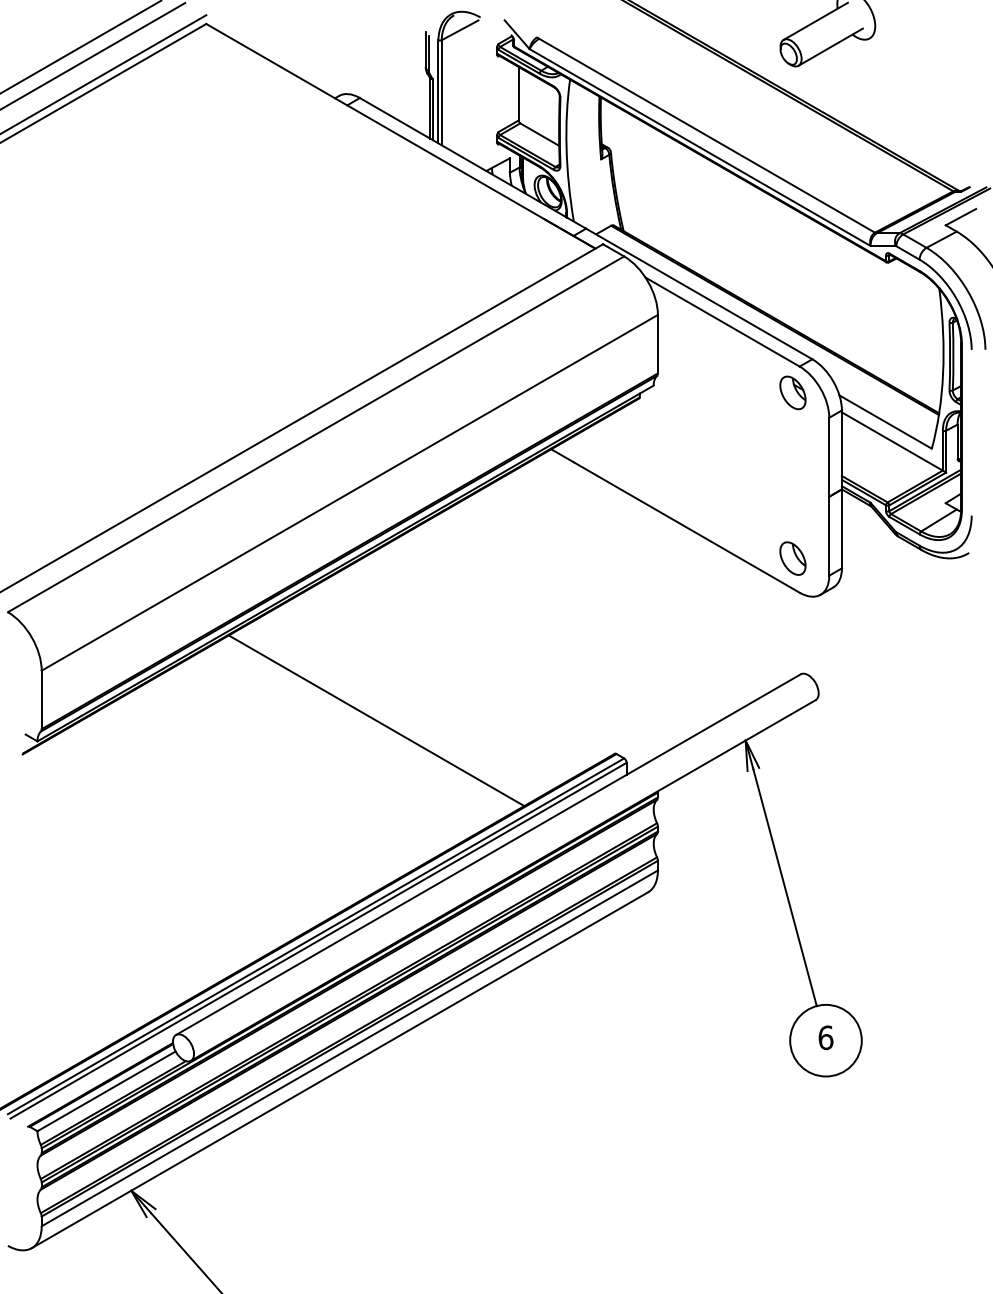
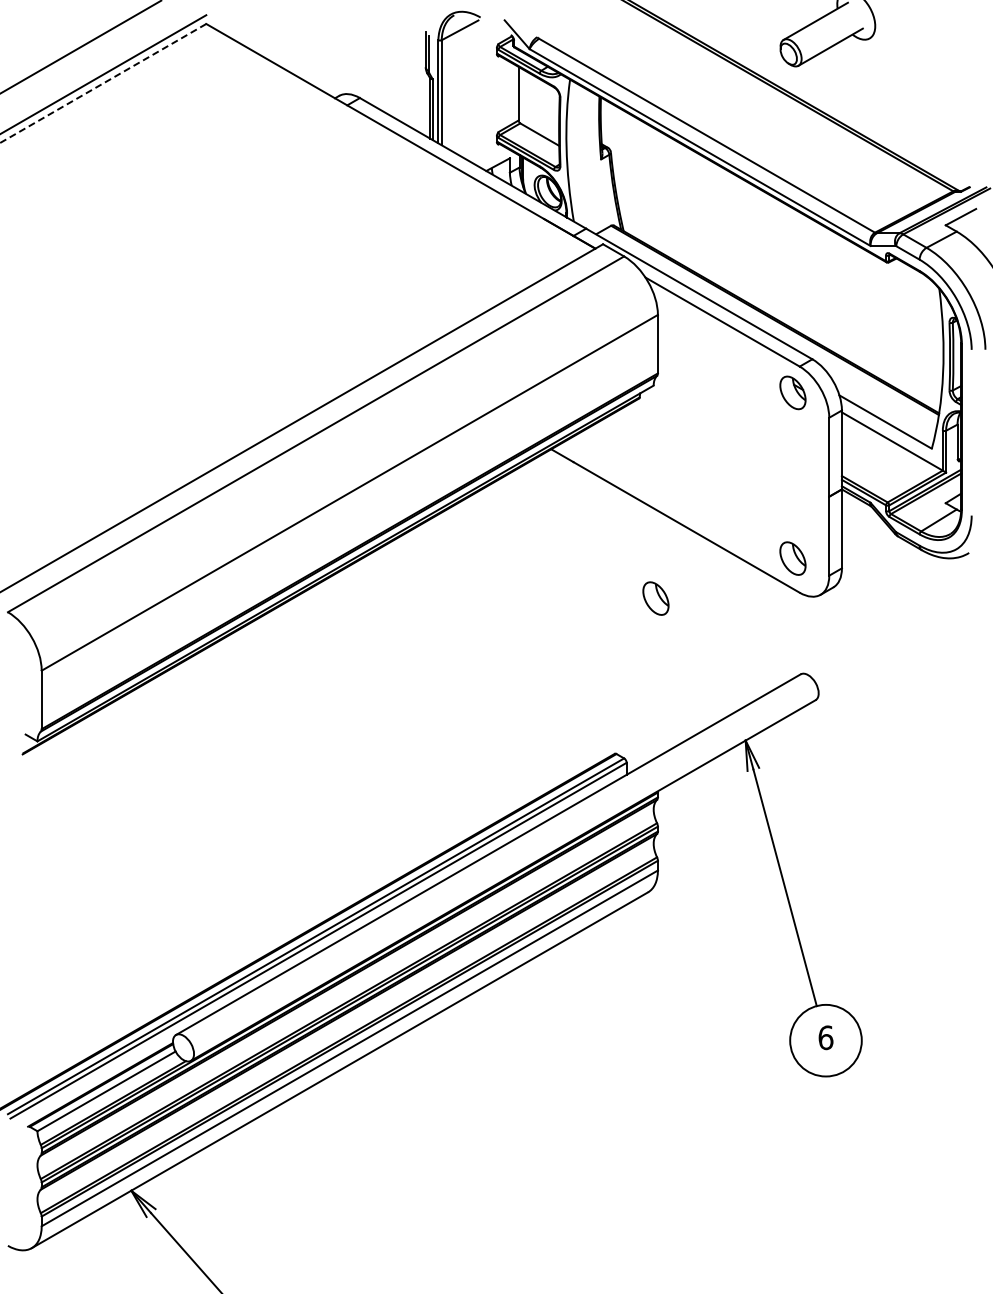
line: present -> none (93, 55)
line: solid -> dashed (103, 83)
part: none -> present (655, 598)
line: present -> none (376, 720)
